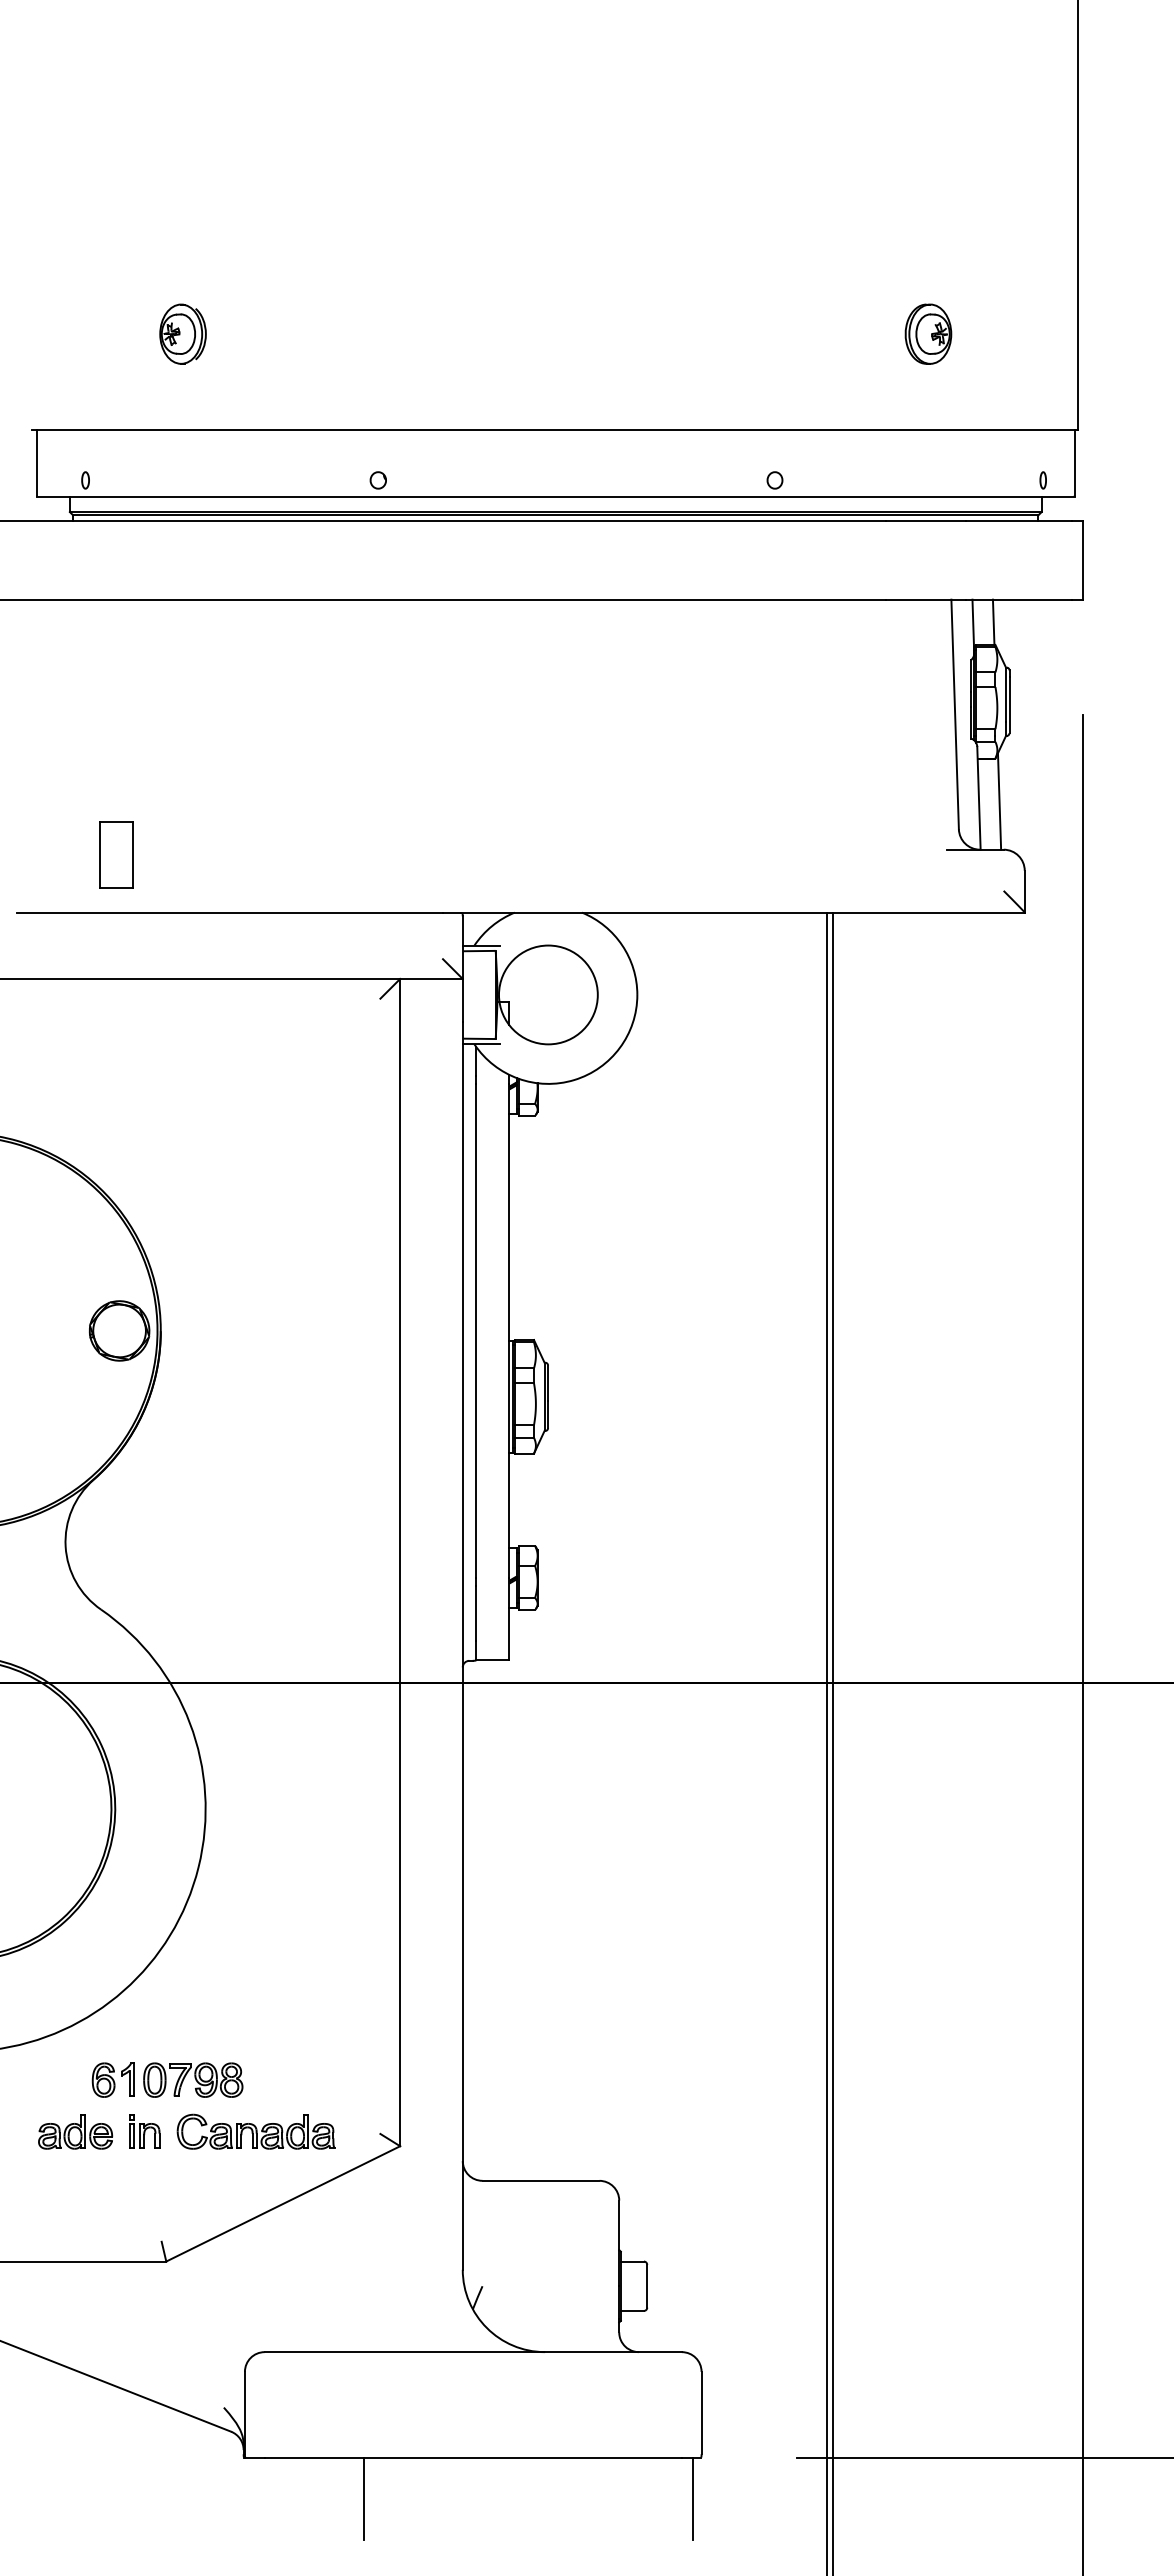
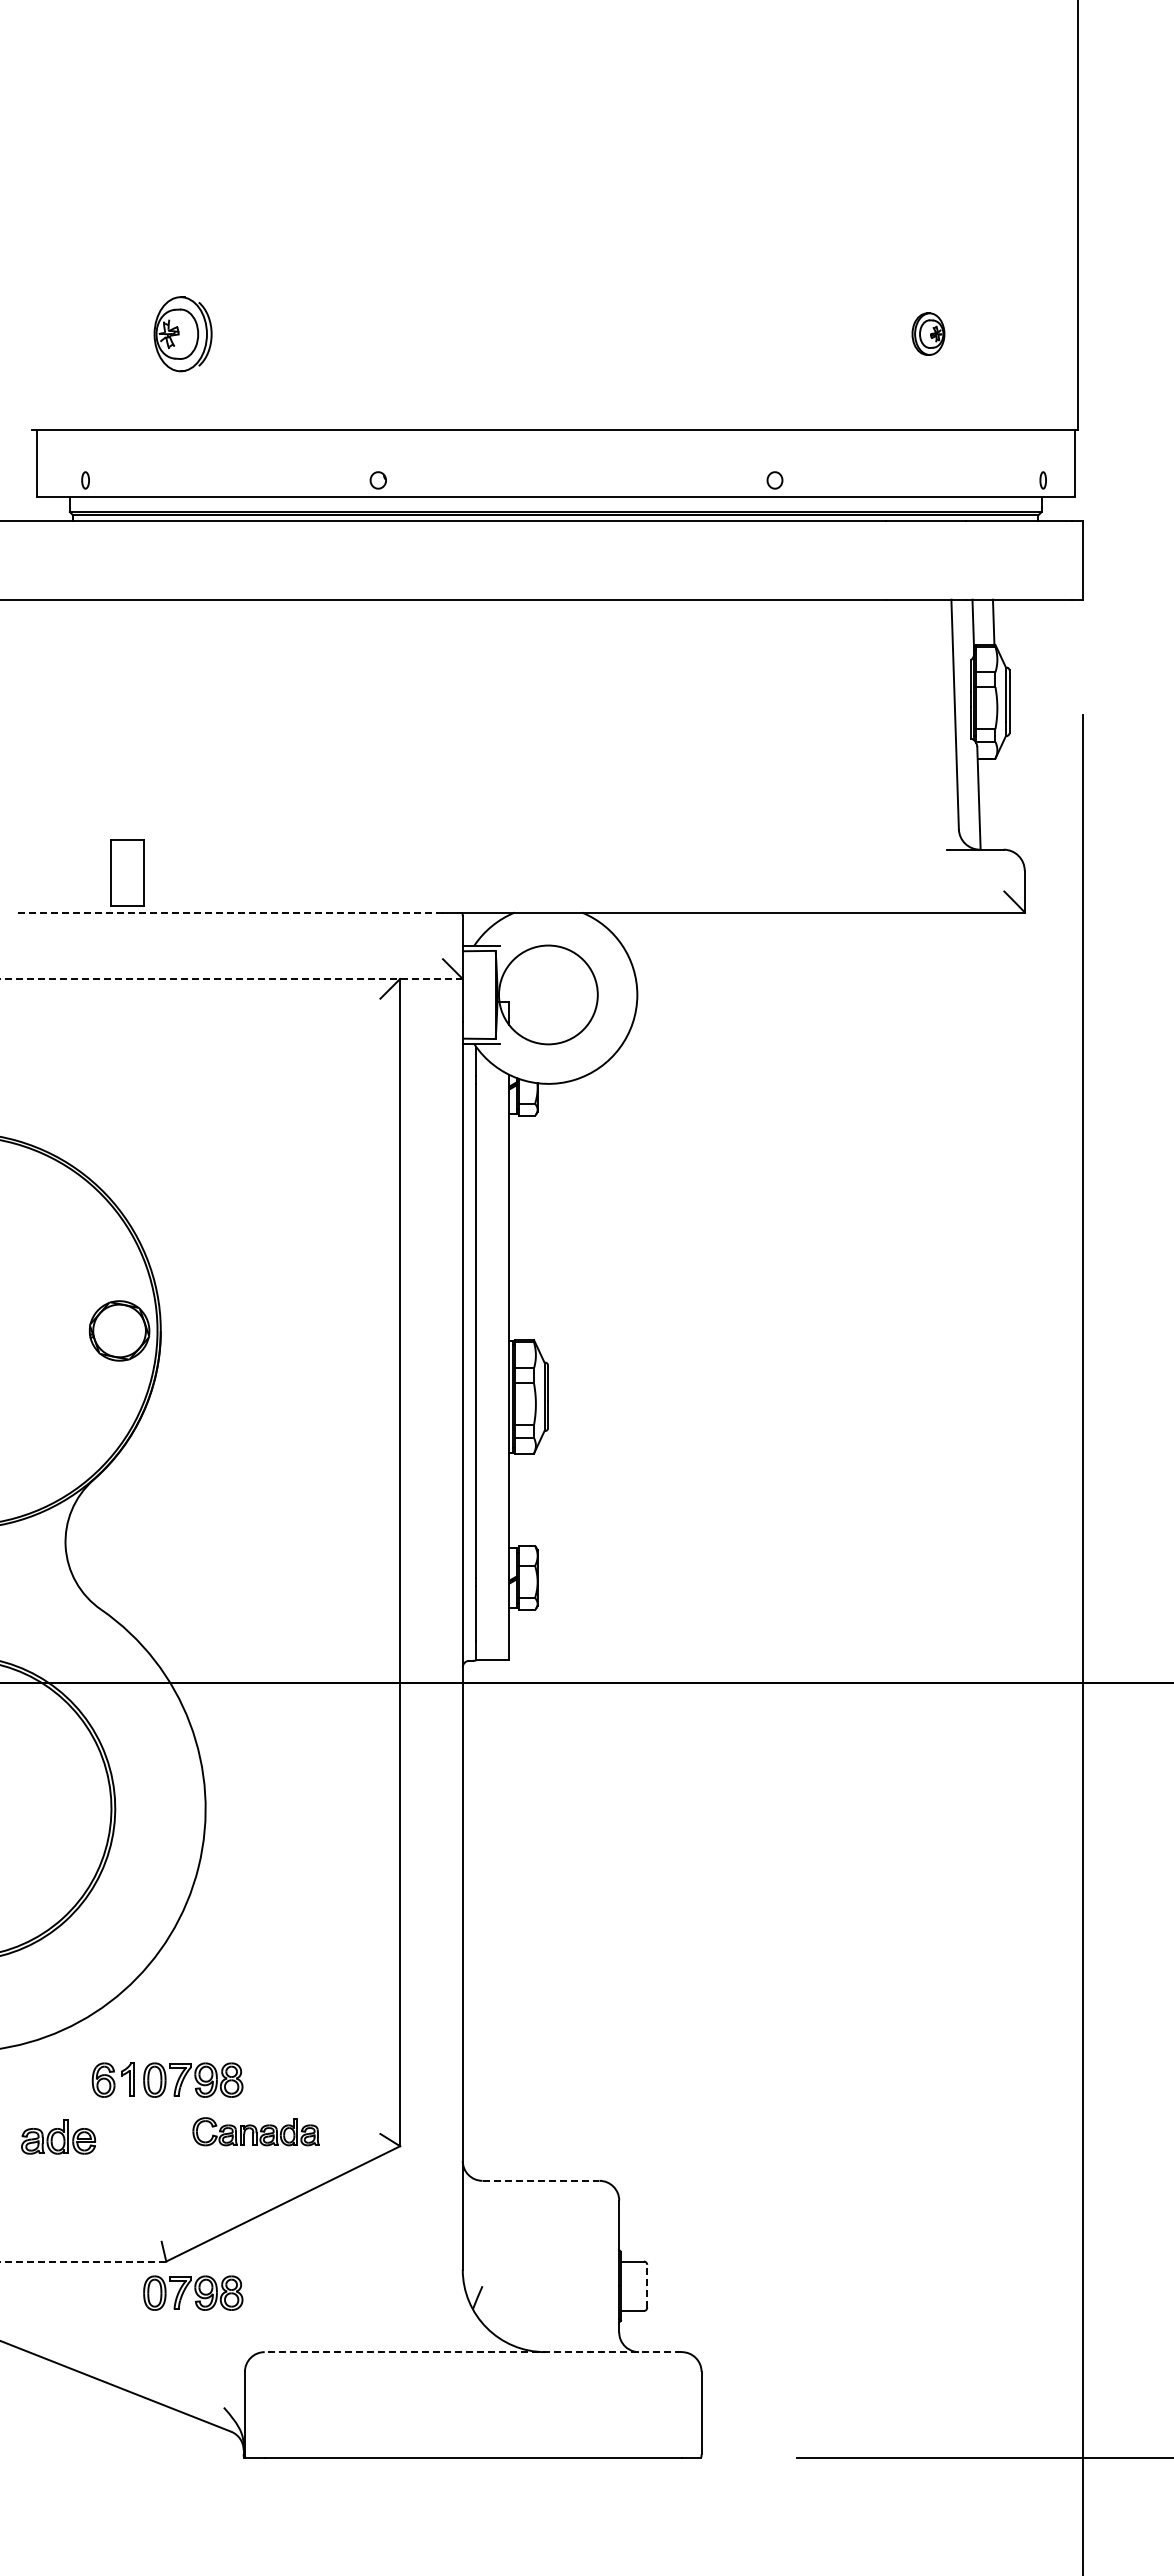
part size: 48x62 px -> 60x77 px (182, 334)
part size: 49x62 px -> 35x44 px (928, 333)
line: present -> none (999, 801)
part position: (116, 854) -> (127, 872) (127, 872)
line: solid -> dashed (229, 912)
line: solid -> dashed (232, 978)
line: present -> none (826, 1742)
line: present -> none (833, 1742)
part position: (75, 2131) -> (58, 2136) (58, 2136)
part: present -> none (144, 2131)
part size: 160x37 px -> 128x30 px (255, 2131)
line: solid -> dashed (541, 2180)
line: solid -> dashed (82, 2261)
line: solid -> dashed (647, 2285)
part: none -> present (193, 2292)
line: solid -> dashed (473, 2352)
line: present -> none (363, 2498)
line: present -> none (693, 2498)
